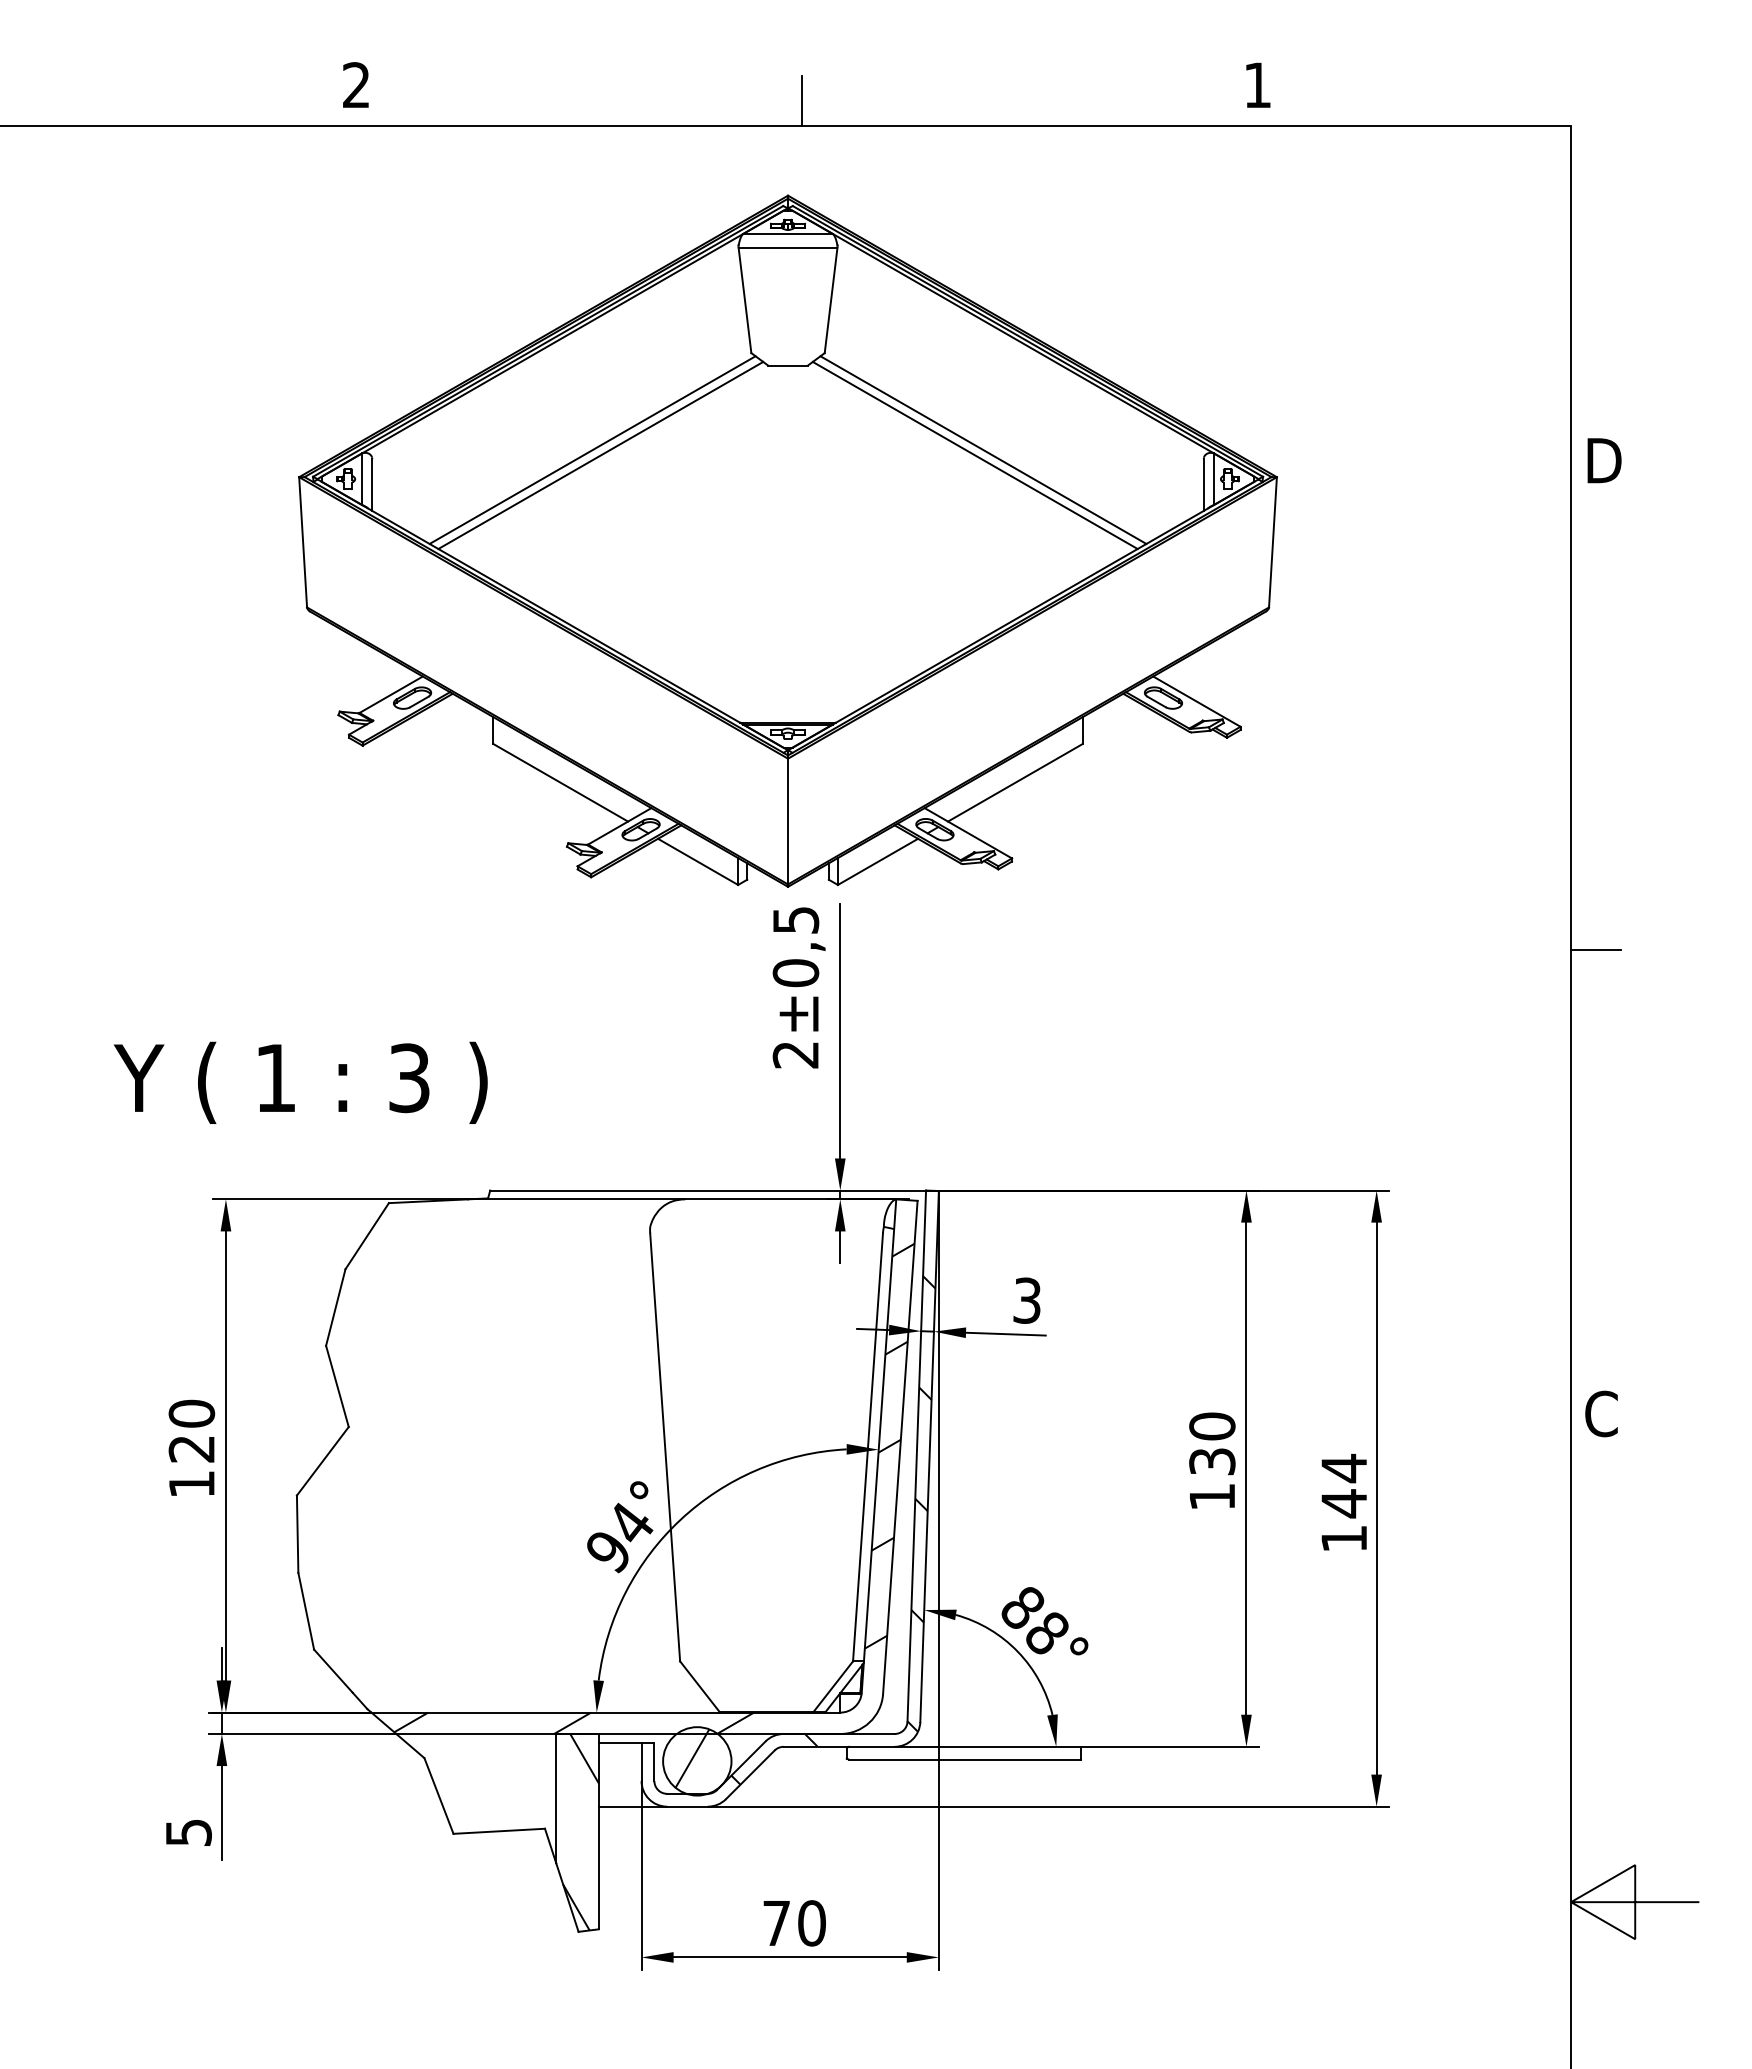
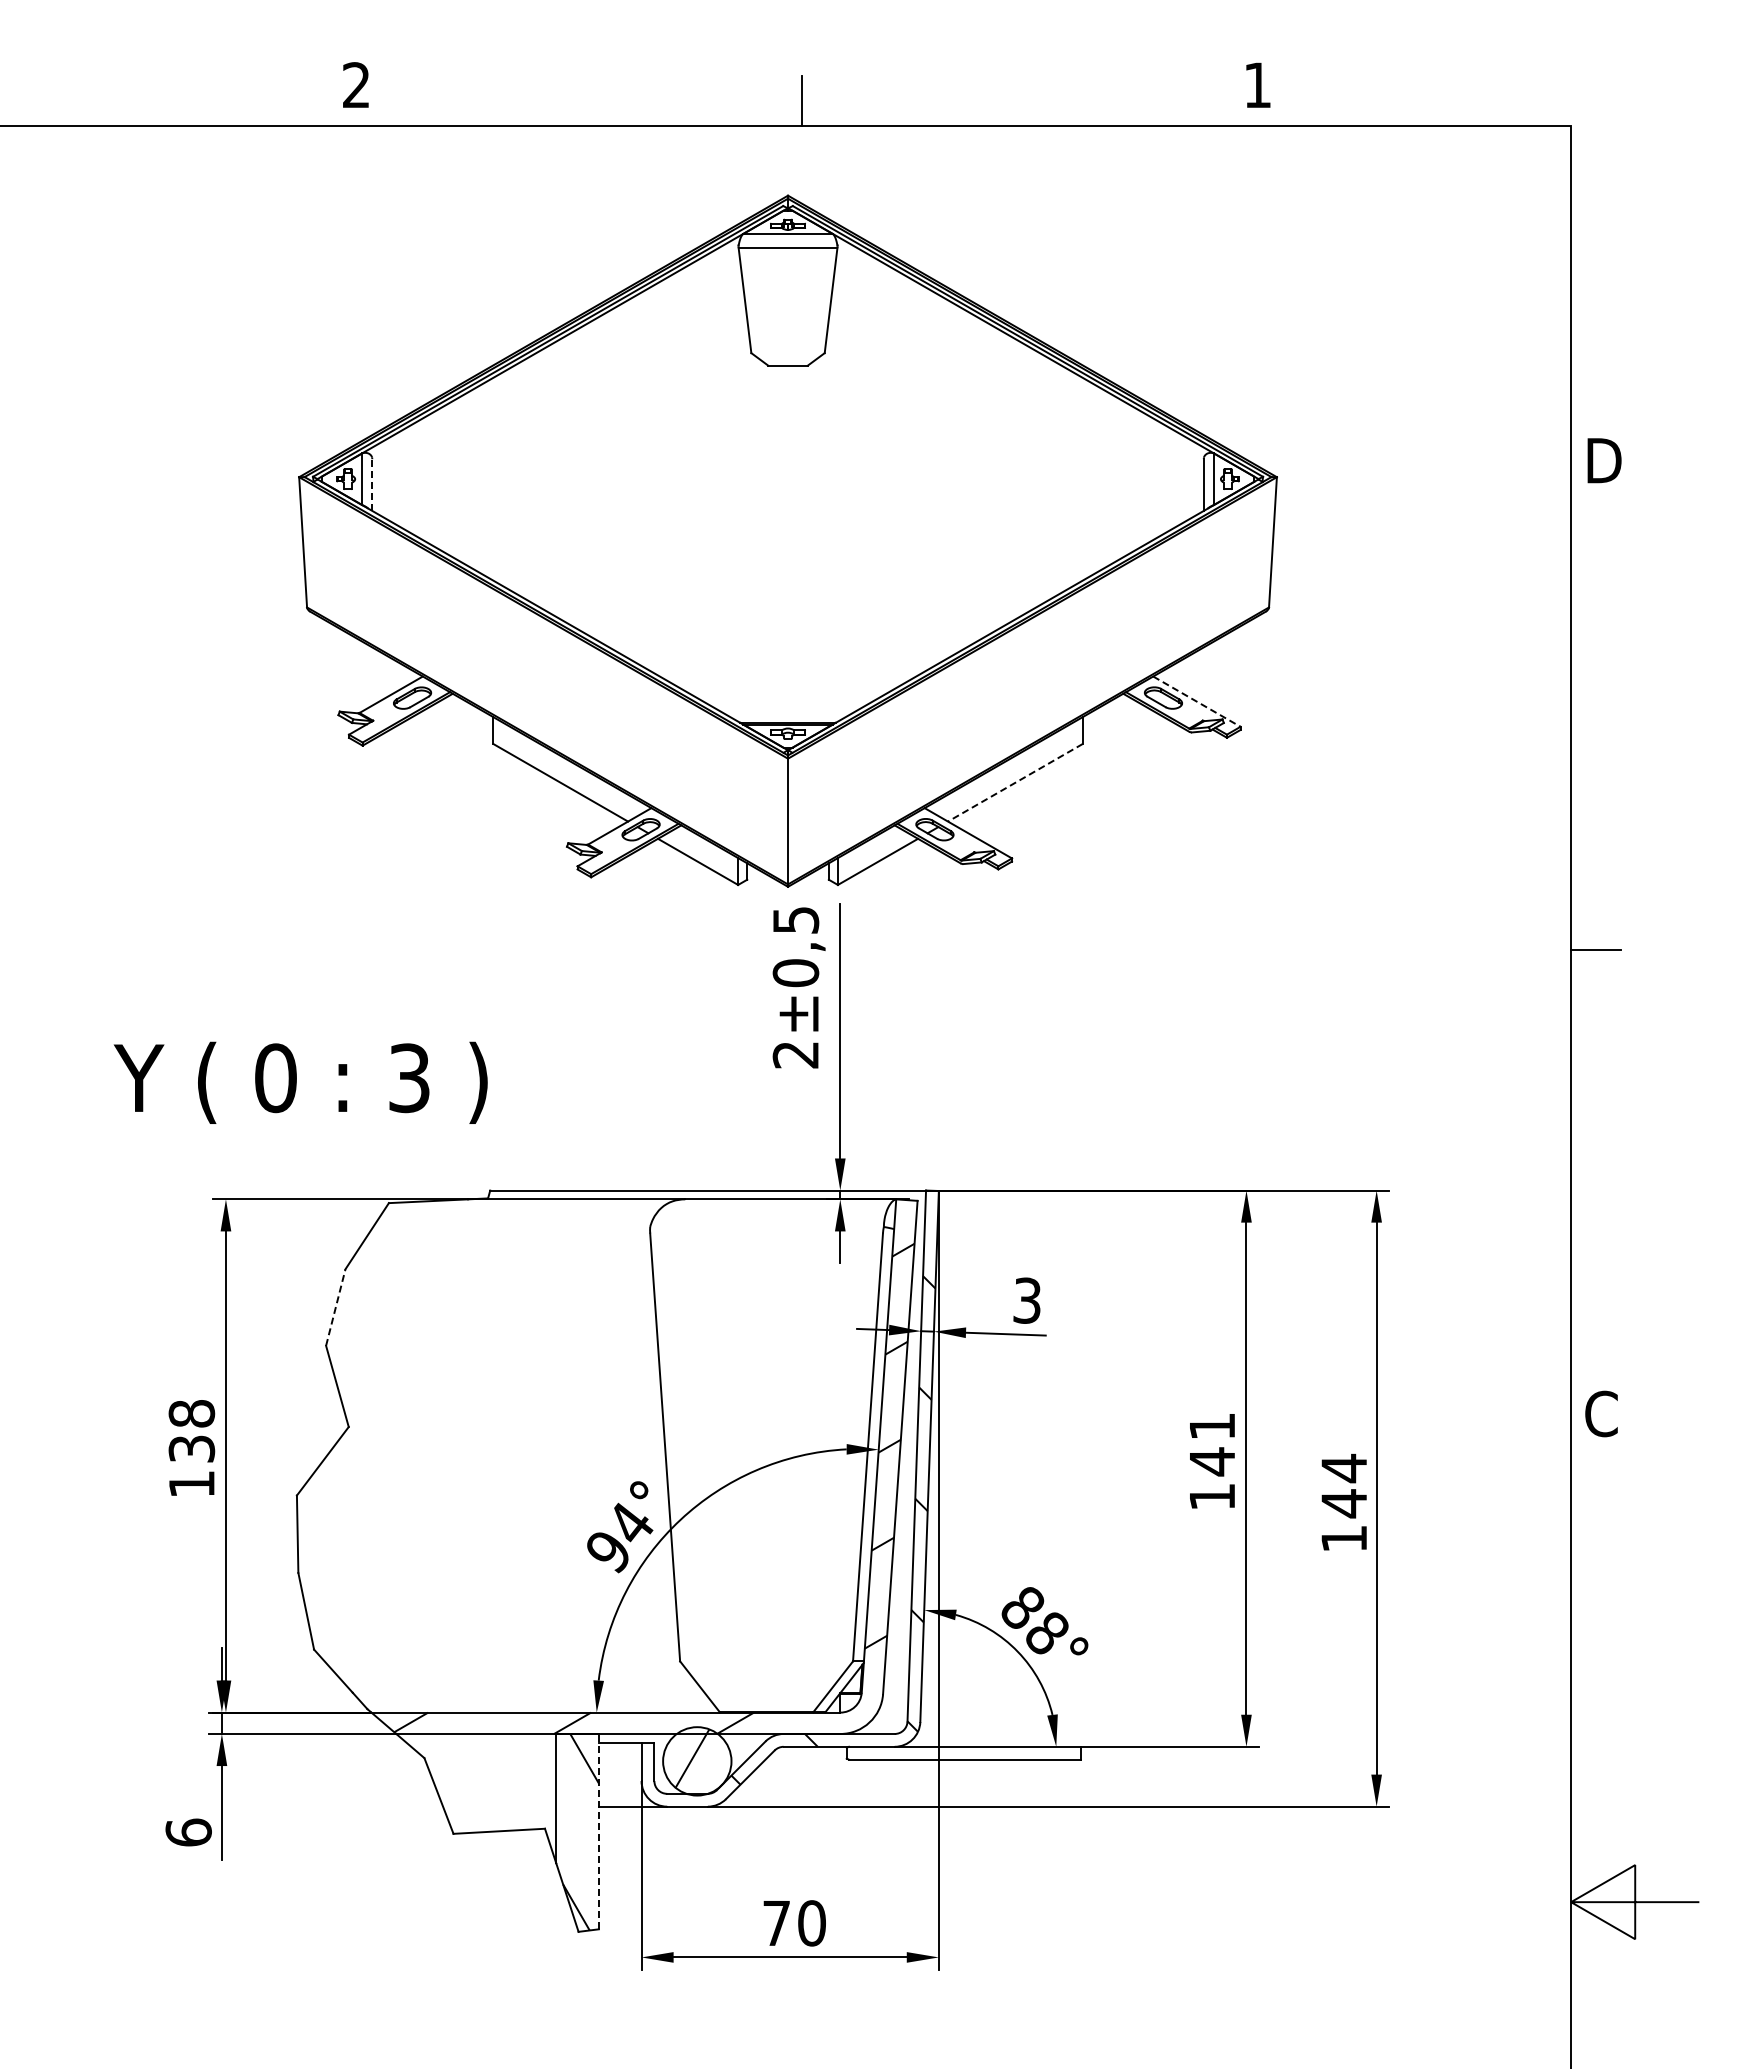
line: present -> none (592, 449)
line: present -> none (983, 449)
line: present -> none (600, 455)
line: present -> none (974, 455)
line: solid -> dashed (372, 485)
line: solid -> dashed (1197, 701)
line: solid -> dashed (1015, 782)
text: 1 -> 0 (275, 1078)
line: solid -> dashed (335, 1307)
text: 120 -> 138 (191, 1430)
text: 130 -> 141 (1212, 1444)
line: solid -> dashed (598, 1831)
text: 5 -> 6 (188, 1832)
